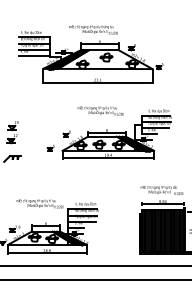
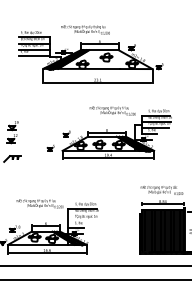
text position: (93, 29) -> (85, 29) (85, 29)
text position: (100, 110) -> (112, 110) (112, 110)
line: present -> none (82, 215)
line: present -> none (81, 221)
